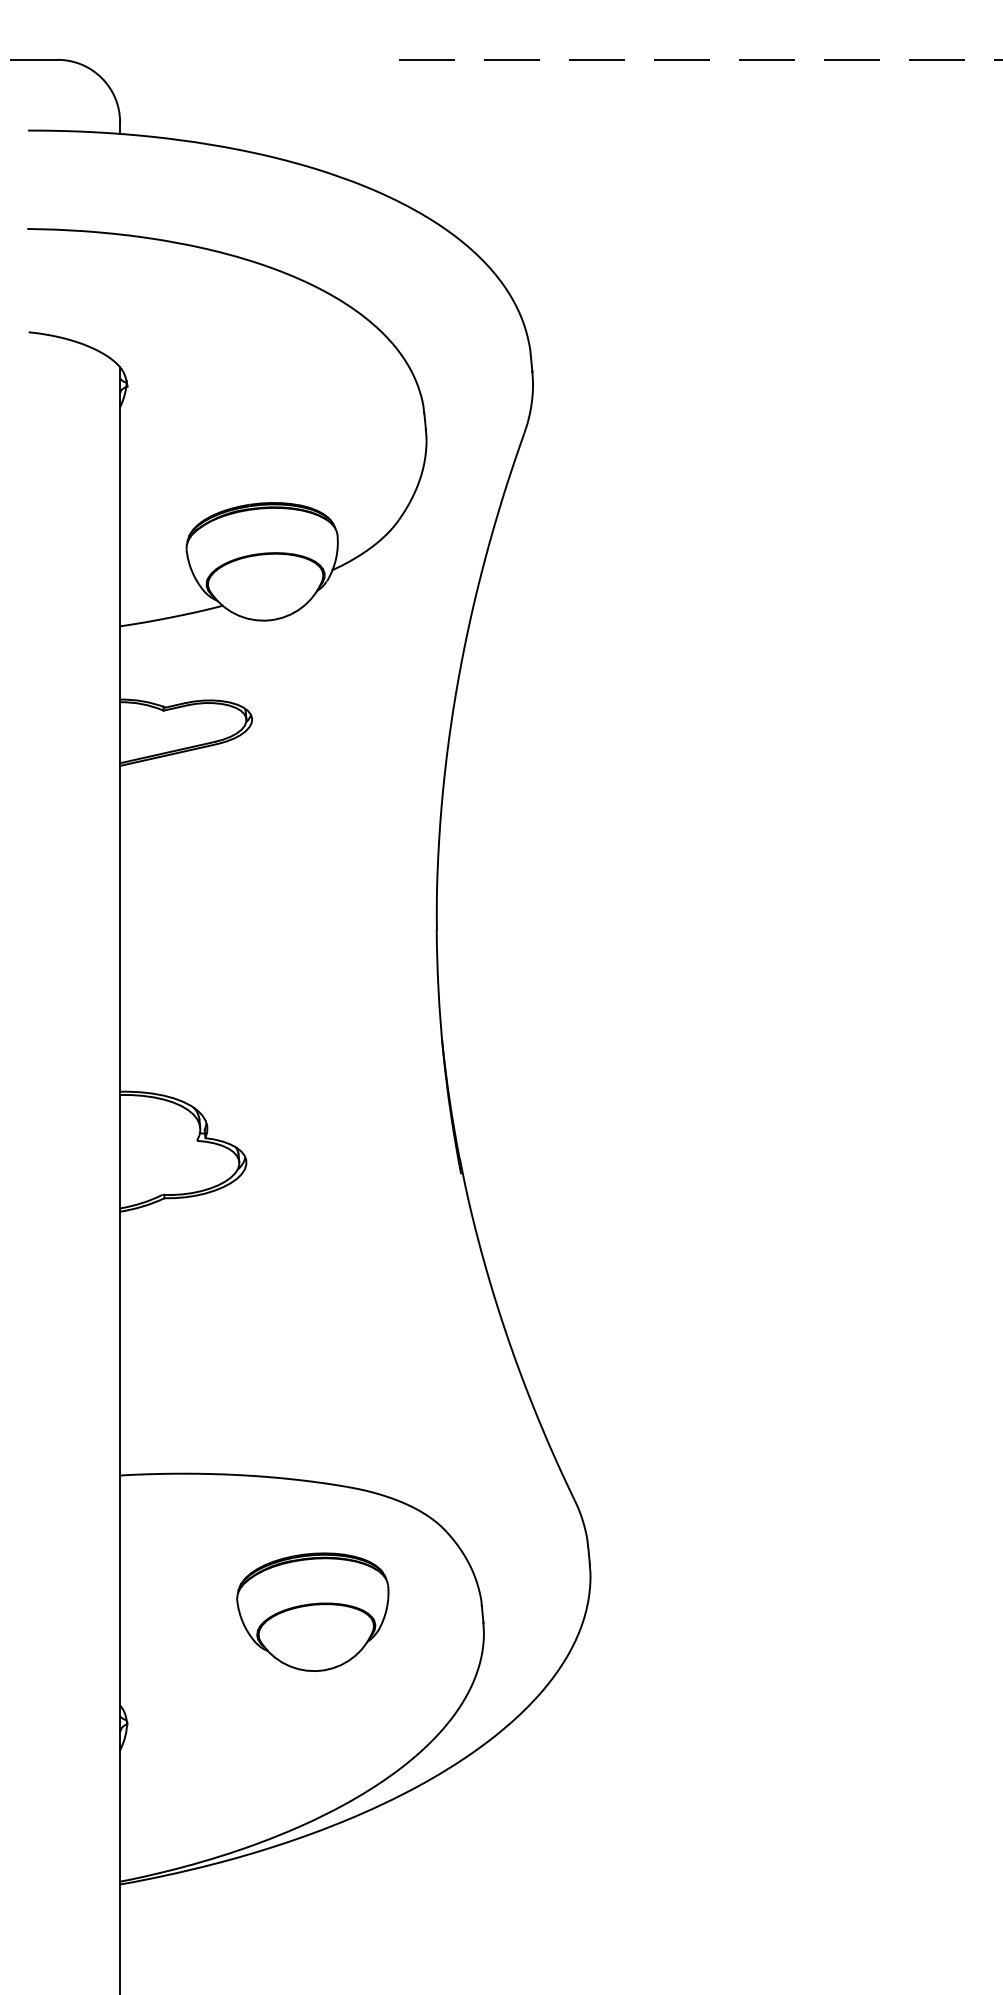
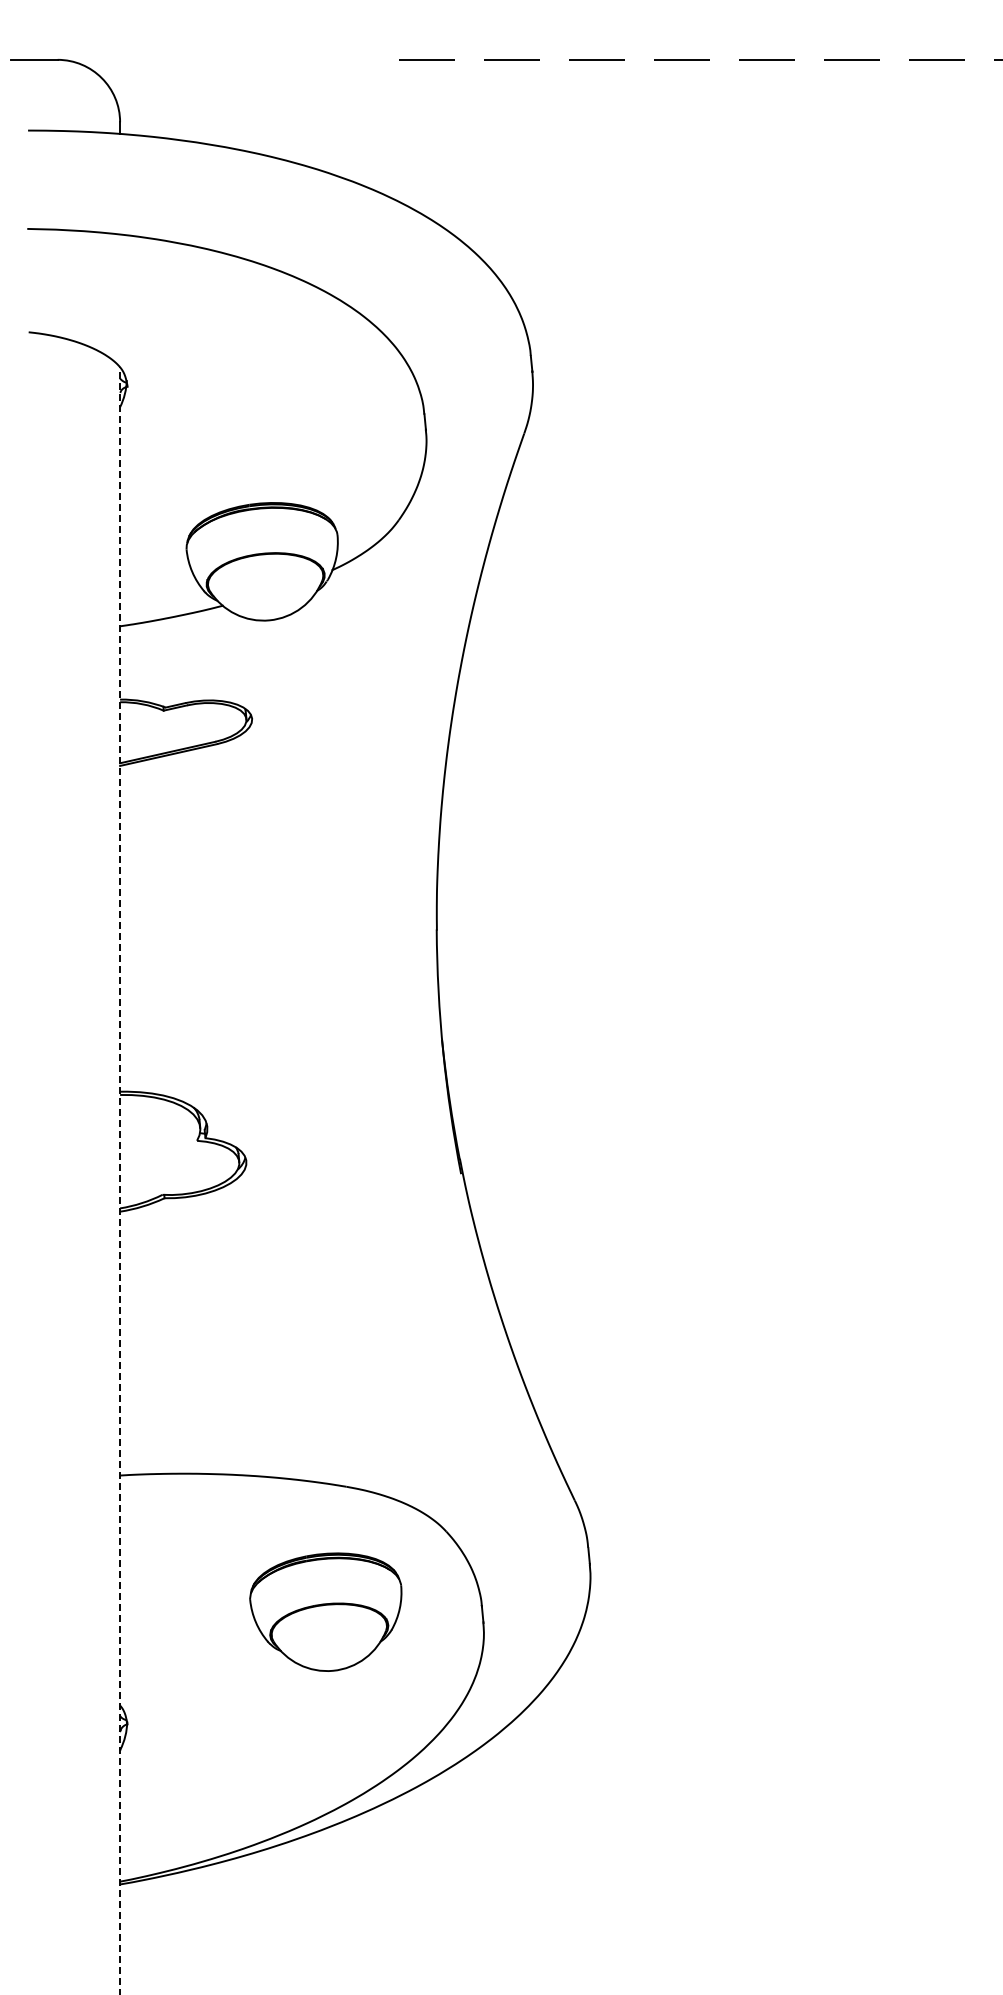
line: solid -> dashed (120, 1180)
part position: (312, 1611) -> (325, 1611) (325, 1611)
